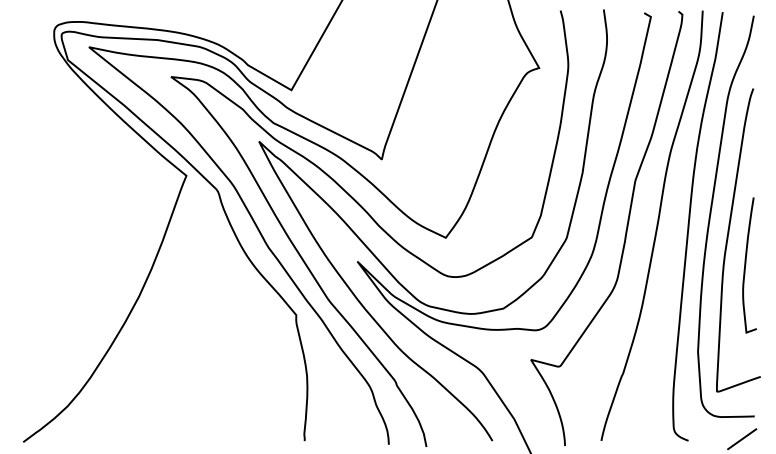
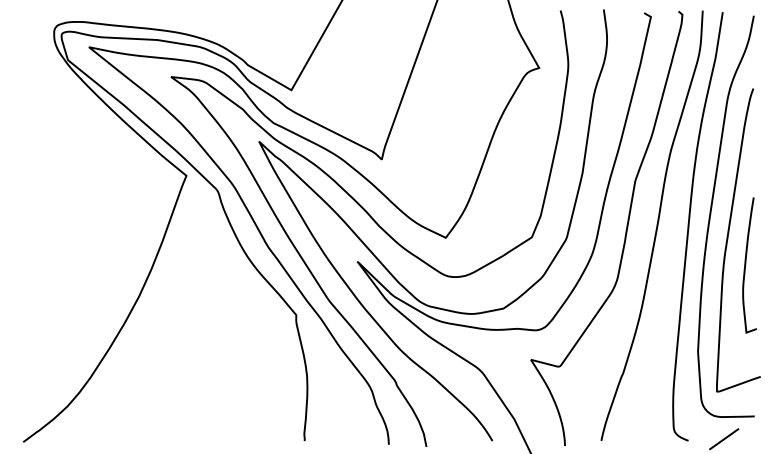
line position: (742, 439) -> (724, 439) (724, 439)
